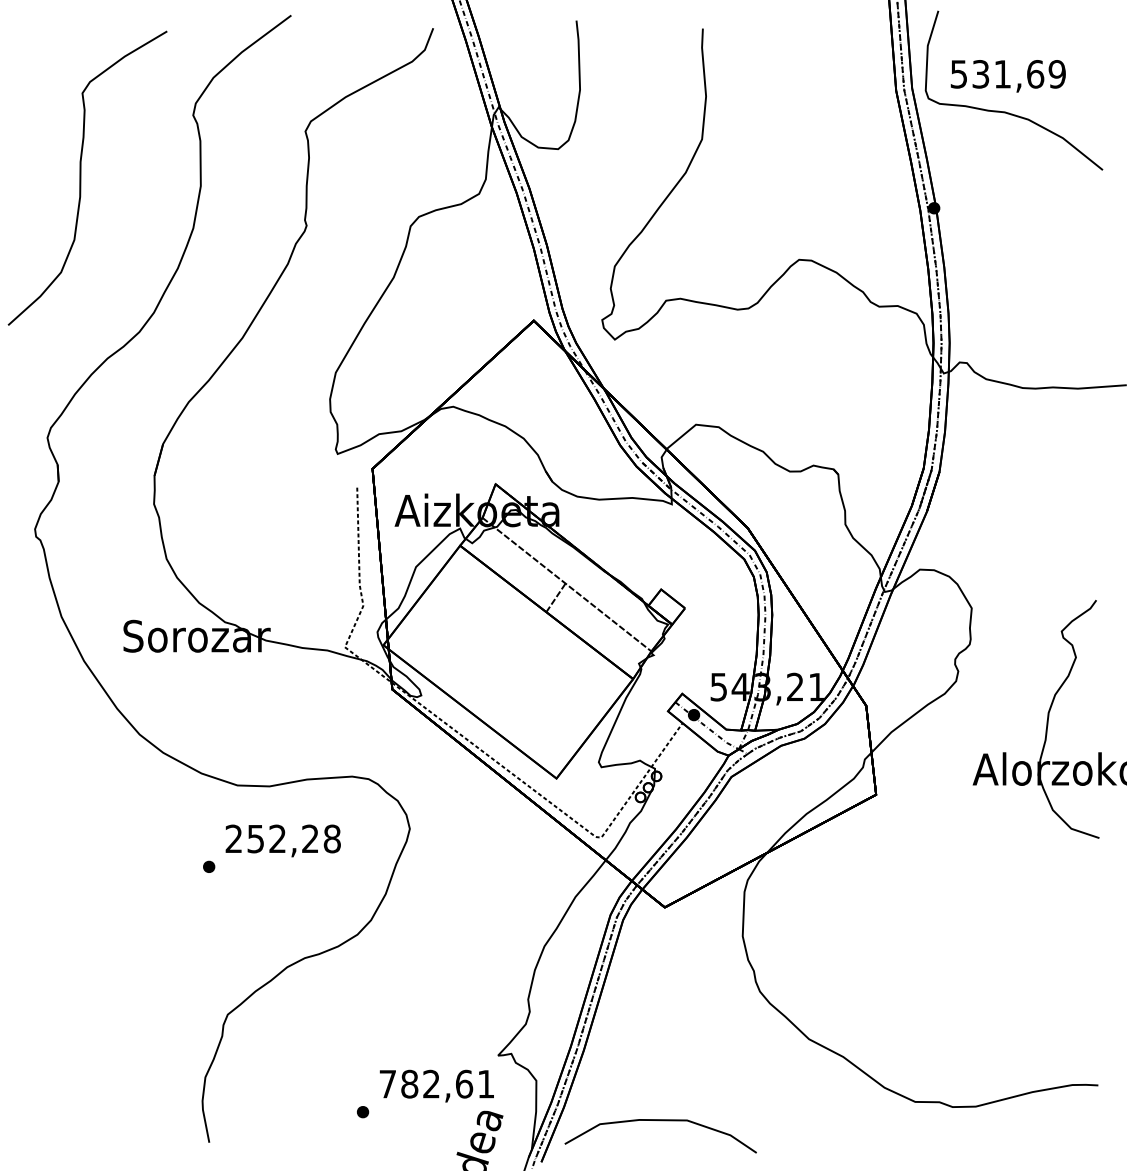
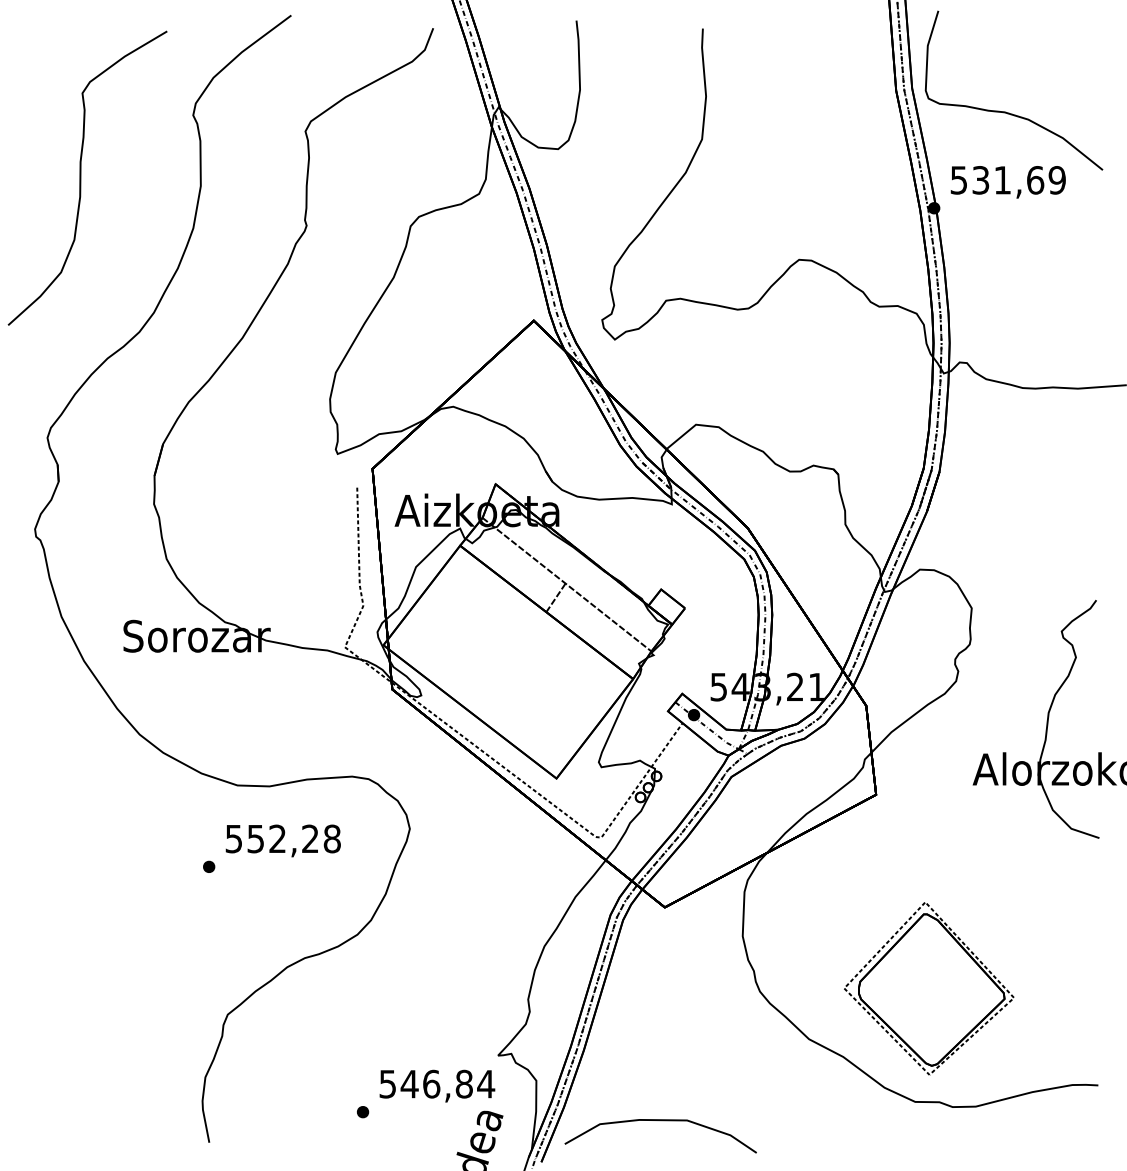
text position: (1007, 76) -> (1007, 182) (1007, 182)
text: 252,28 -> 552,28 (233, 838)
part: none -> present (929, 988)
text: 782,61 -> 546,84 (437, 1083)
